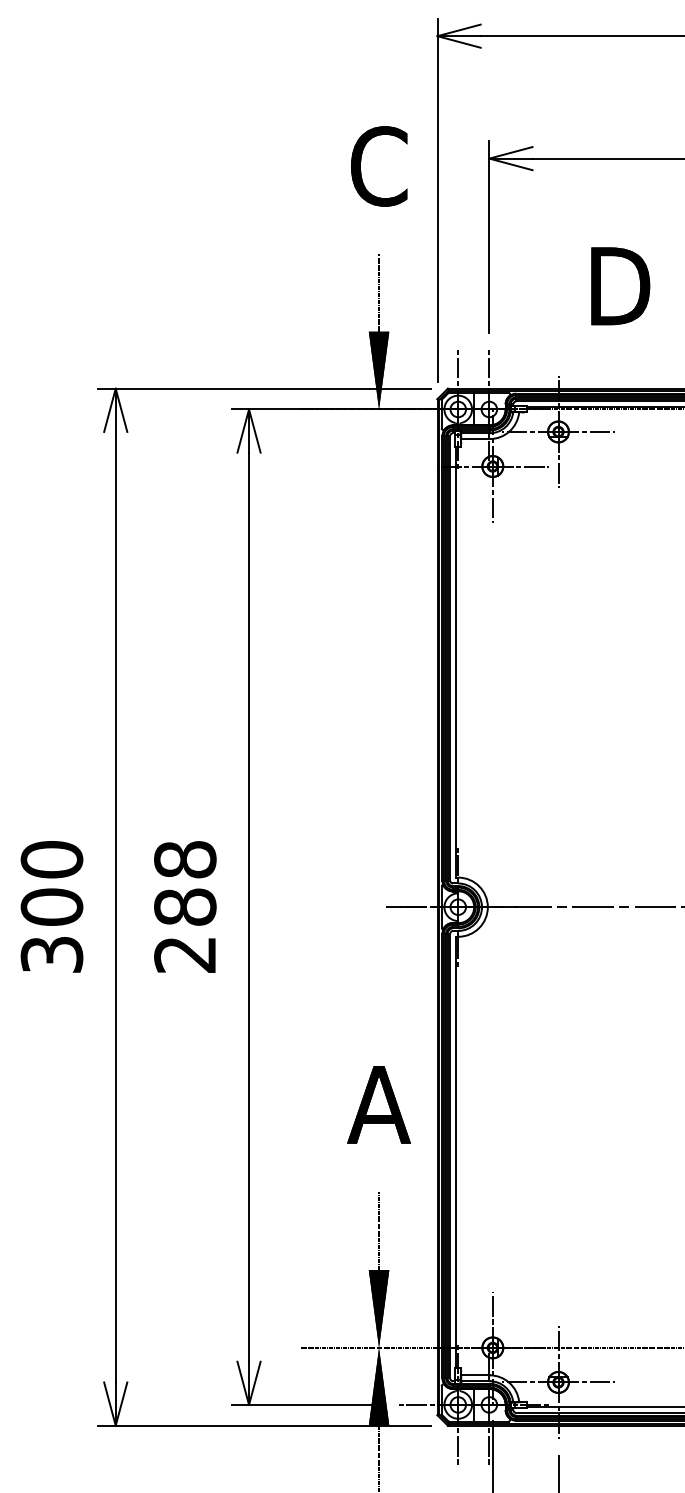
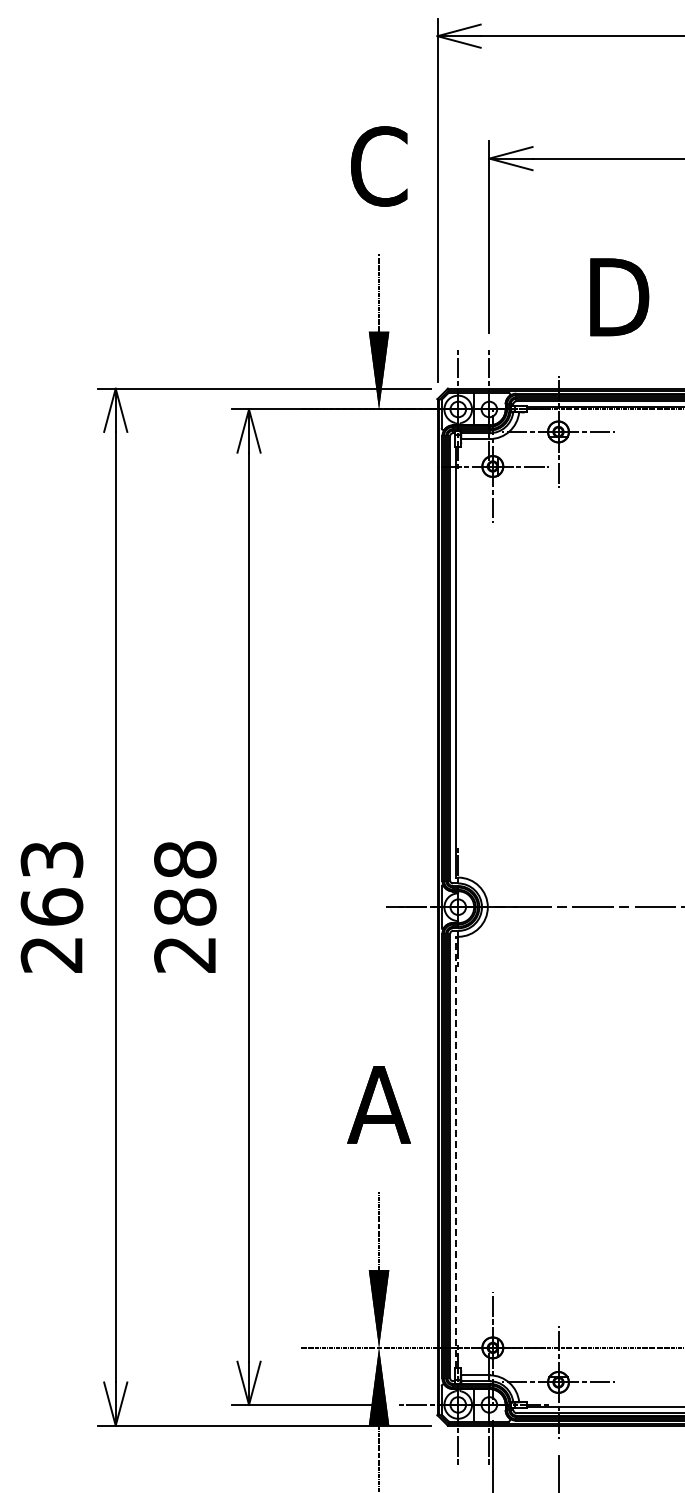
text position: (620, 286) -> (619, 297) (619, 297)
text: 300 -> 263 (51, 906)
line: solid -> dashed (456, 1151)
